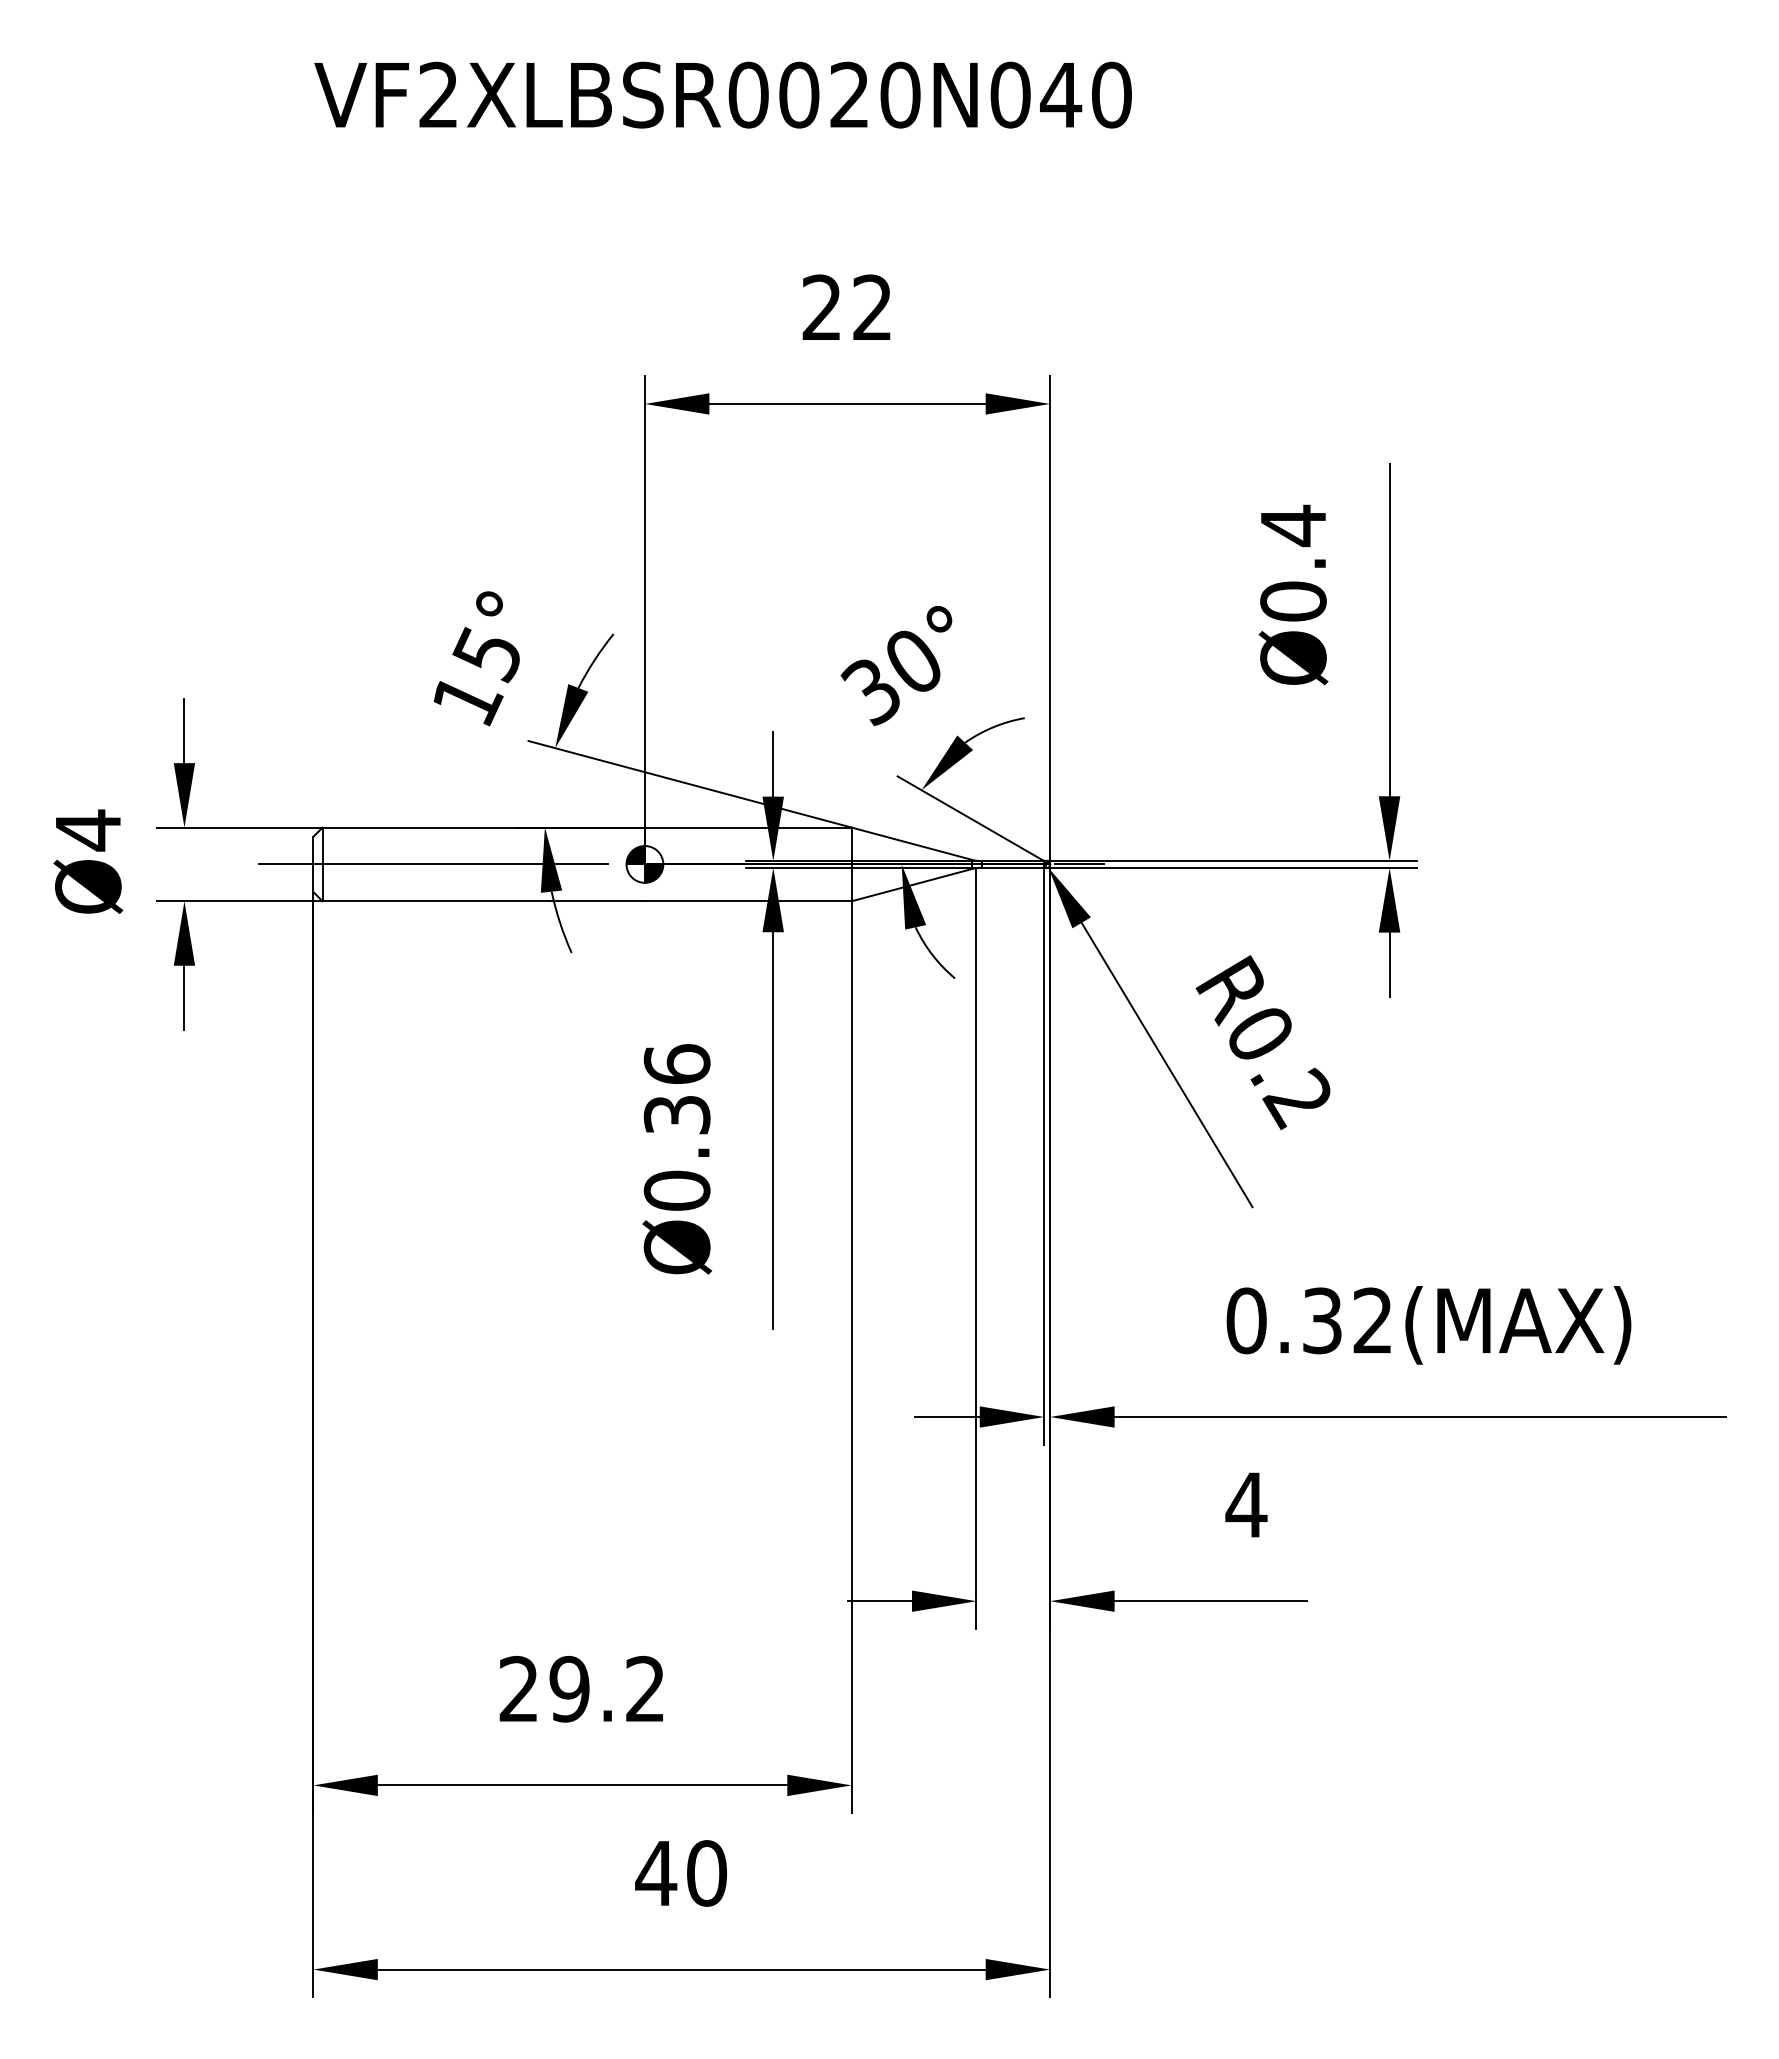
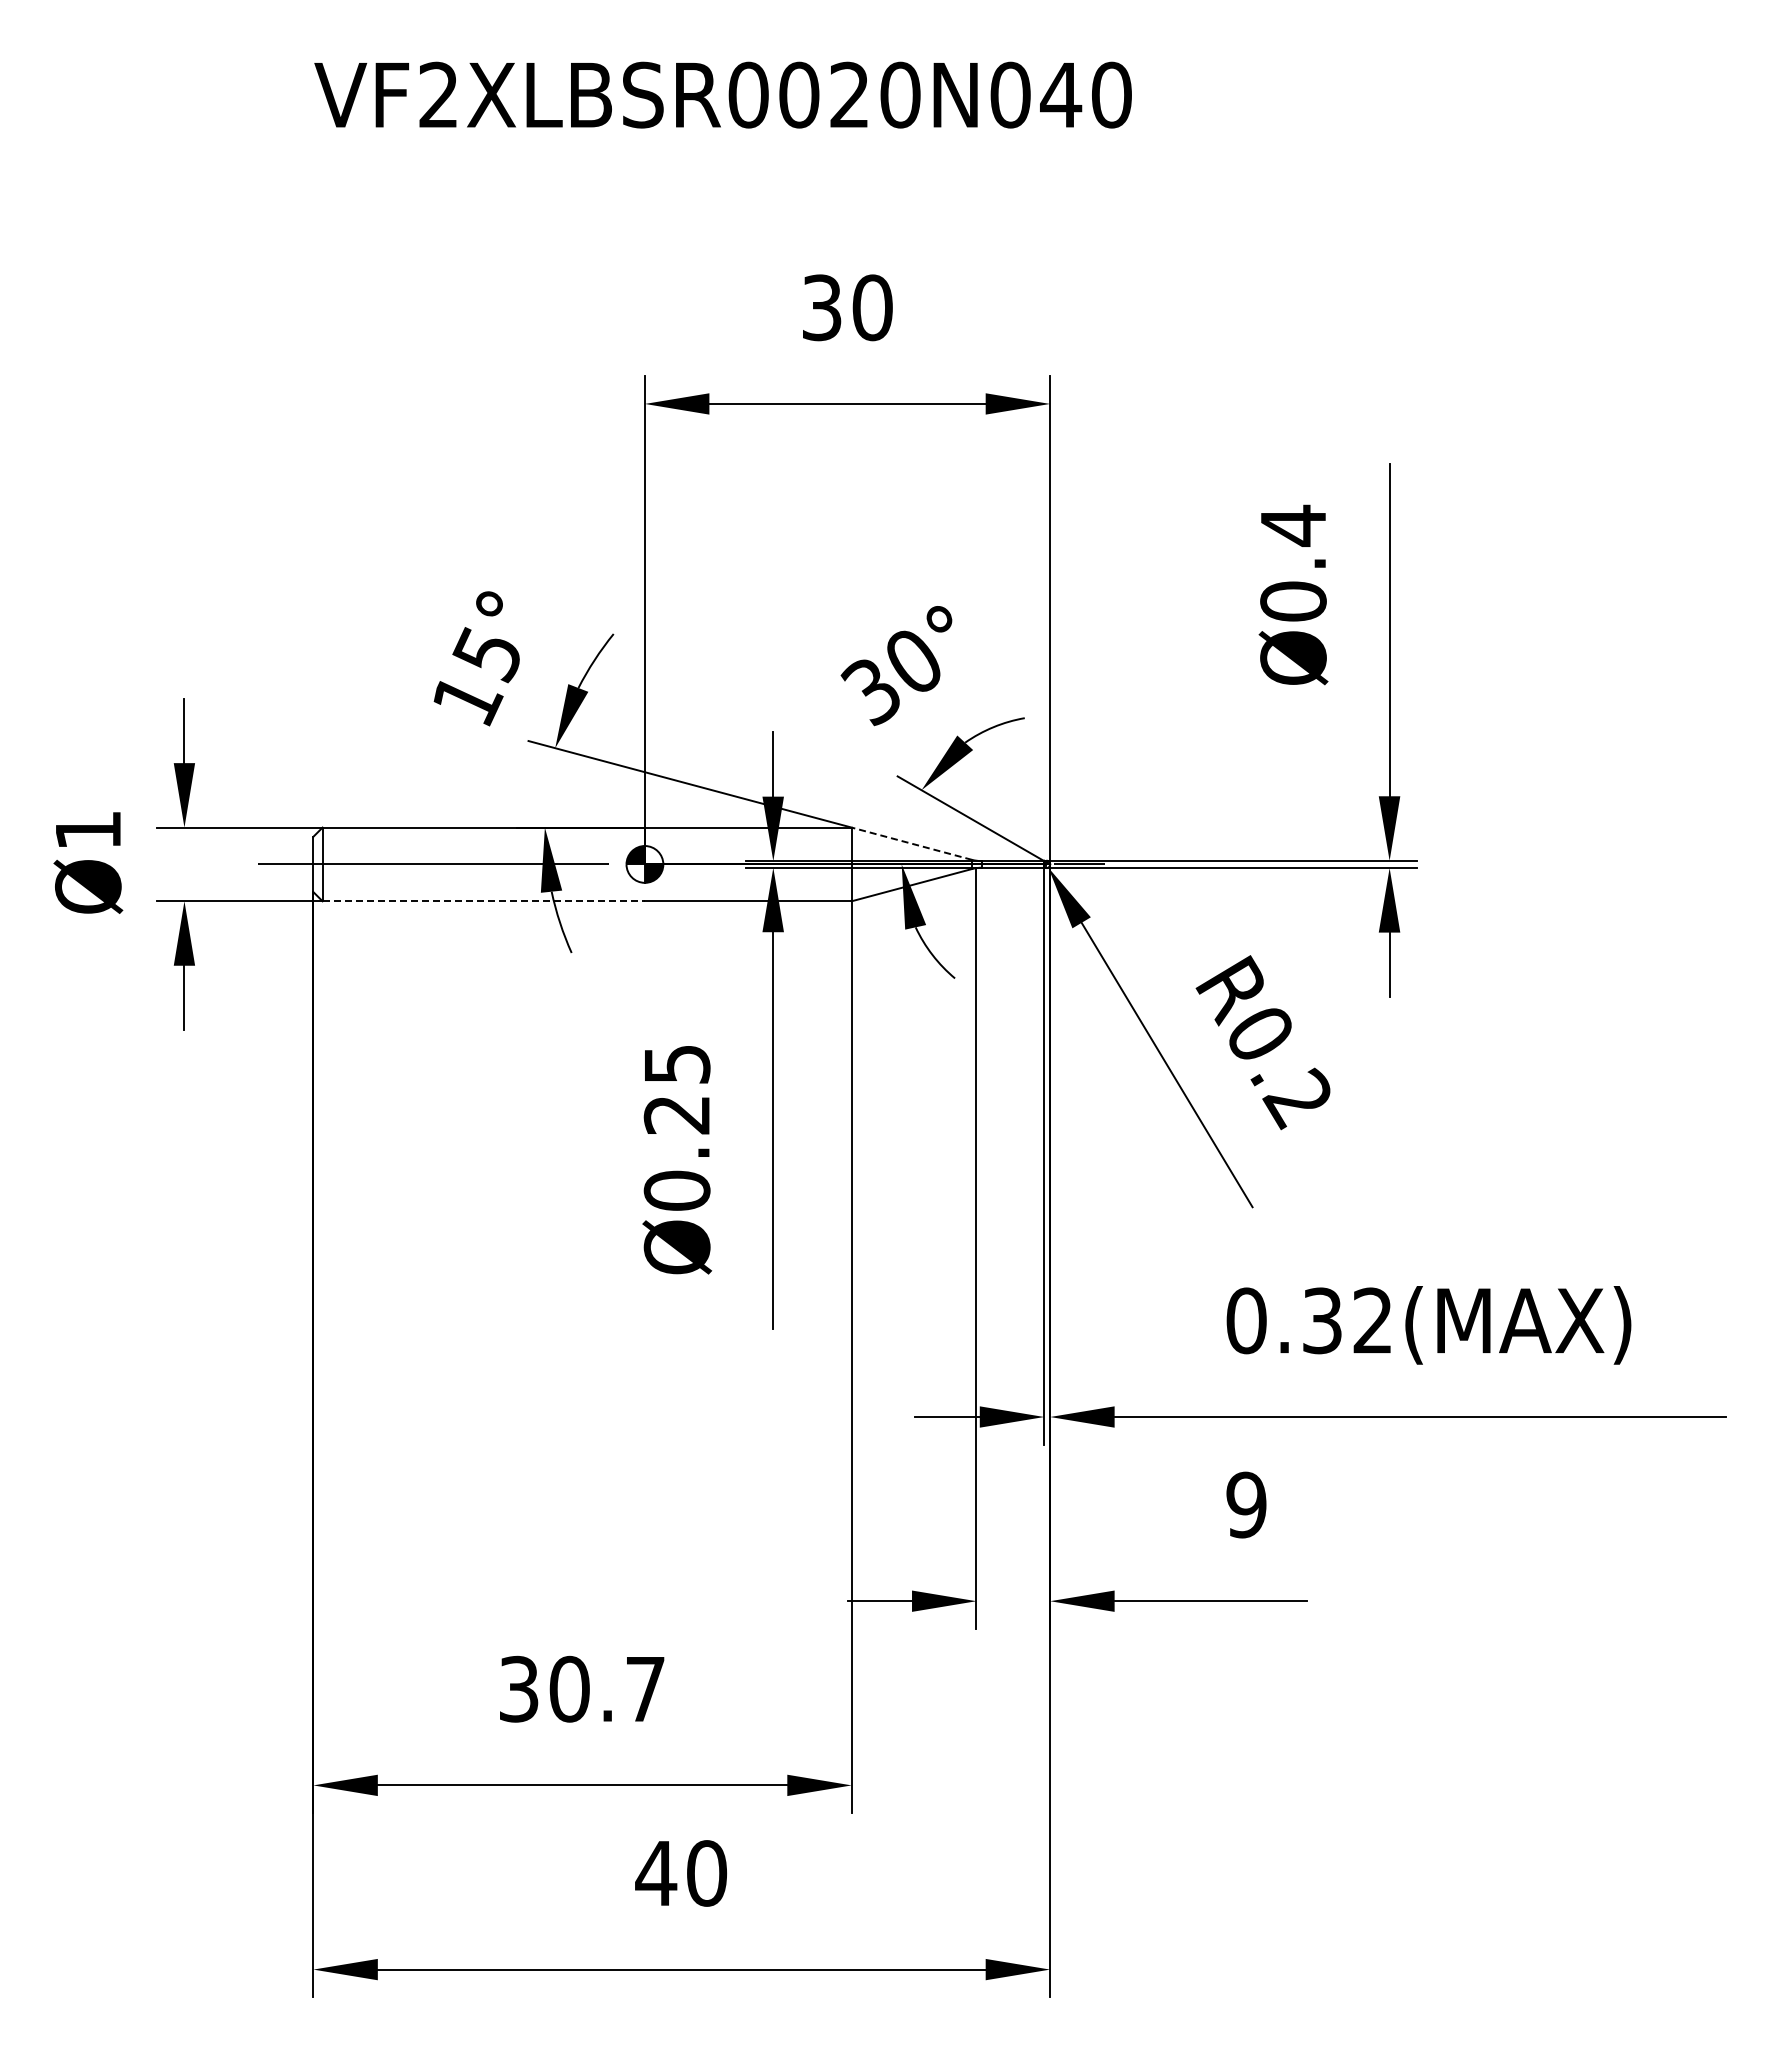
text: 22 -> 30 (847, 307)
text: Ø4 -> Ø1 (88, 830)
line: solid -> dashed (911, 843)
line: solid -> dashed (484, 901)
text: Ø0.36 -> Ø0.25 (676, 1089)
text: 4 -> 9 (1246, 1504)
text: 29.2 -> 30.7 (581, 1688)
